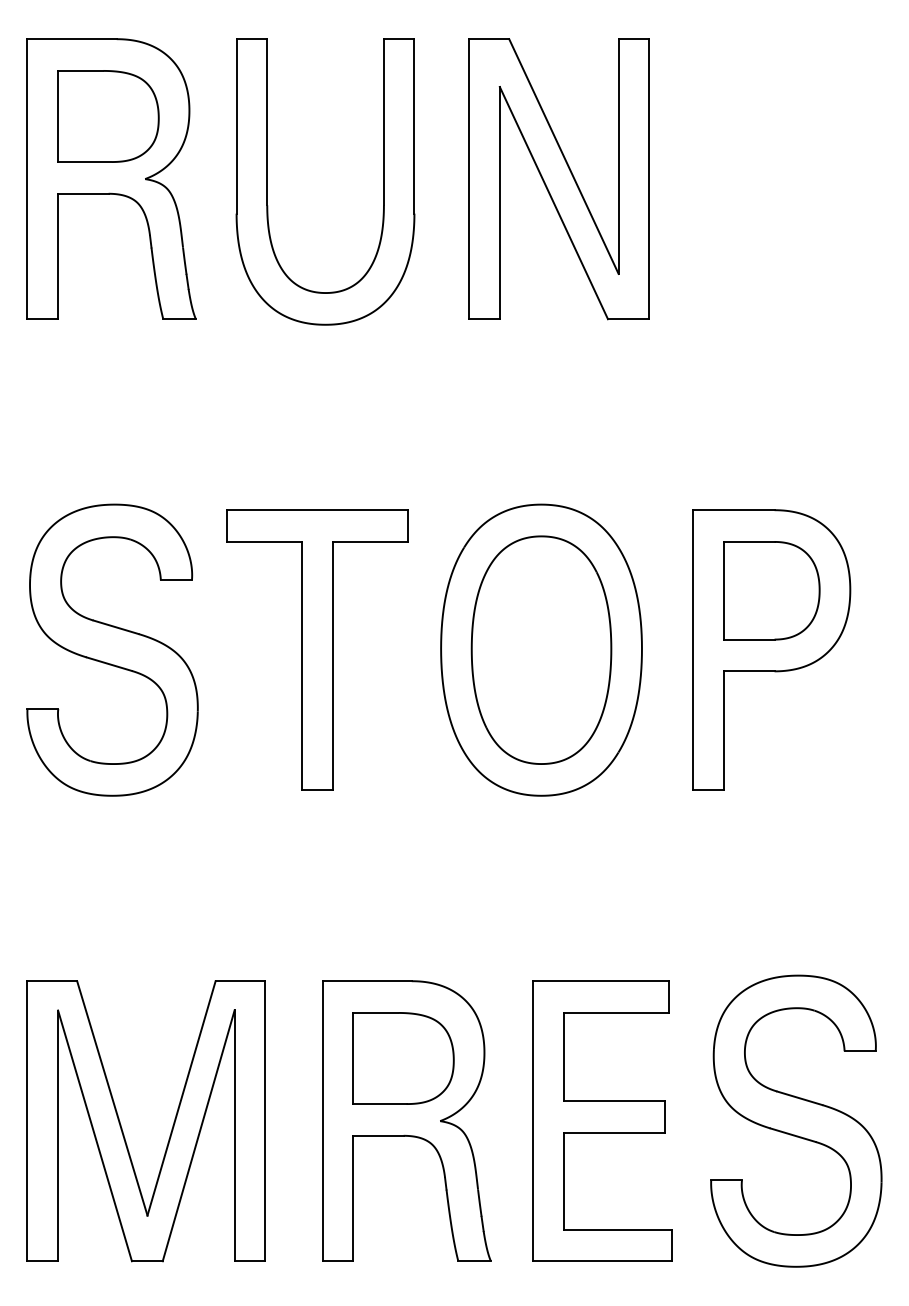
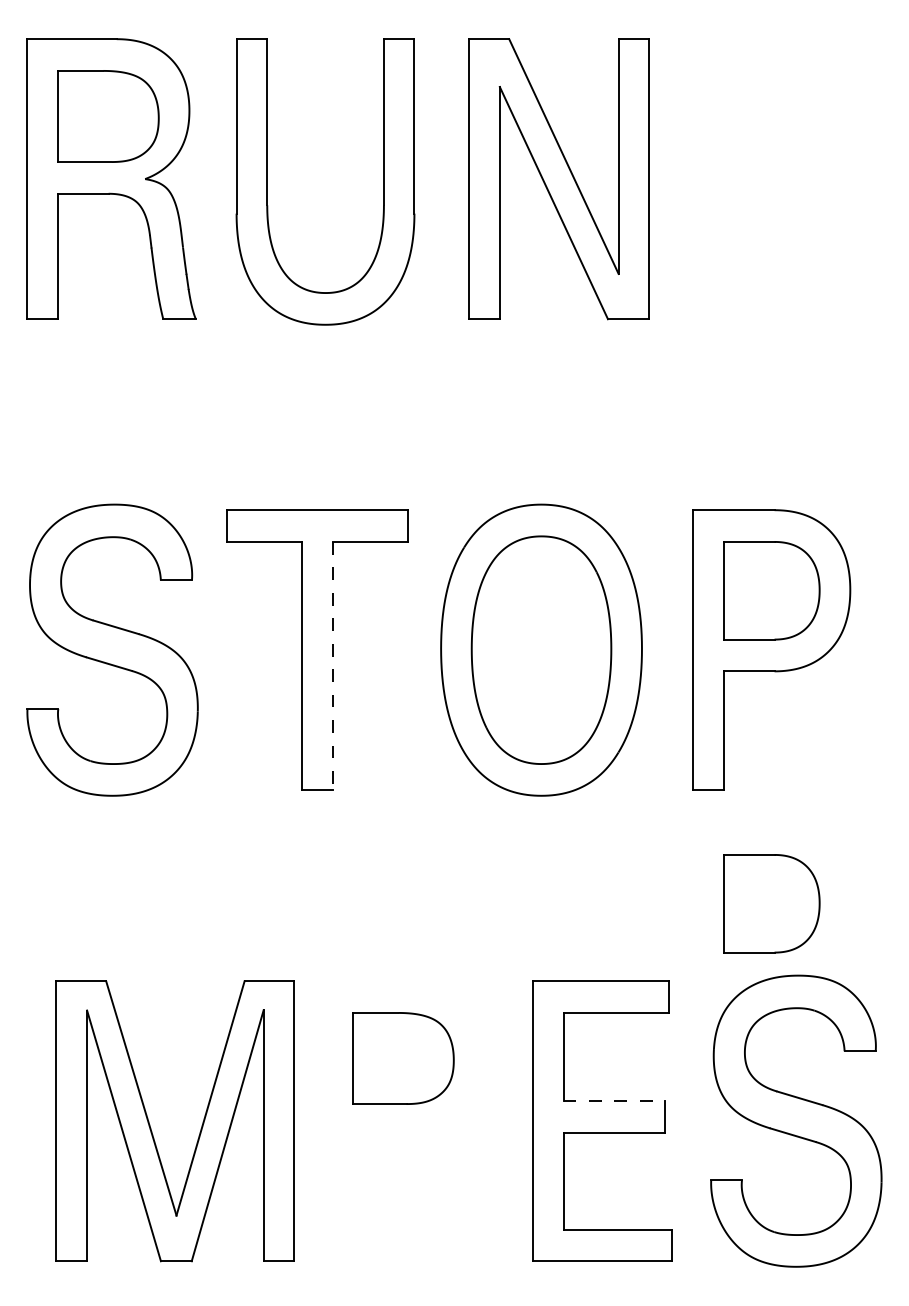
line: solid -> dashed (332, 666)
part: none -> present (771, 903)
line: solid -> dashed (614, 1101)
part: present -> none (406, 1120)
part position: (122, 1128) -> (151, 1128) (151, 1128)
